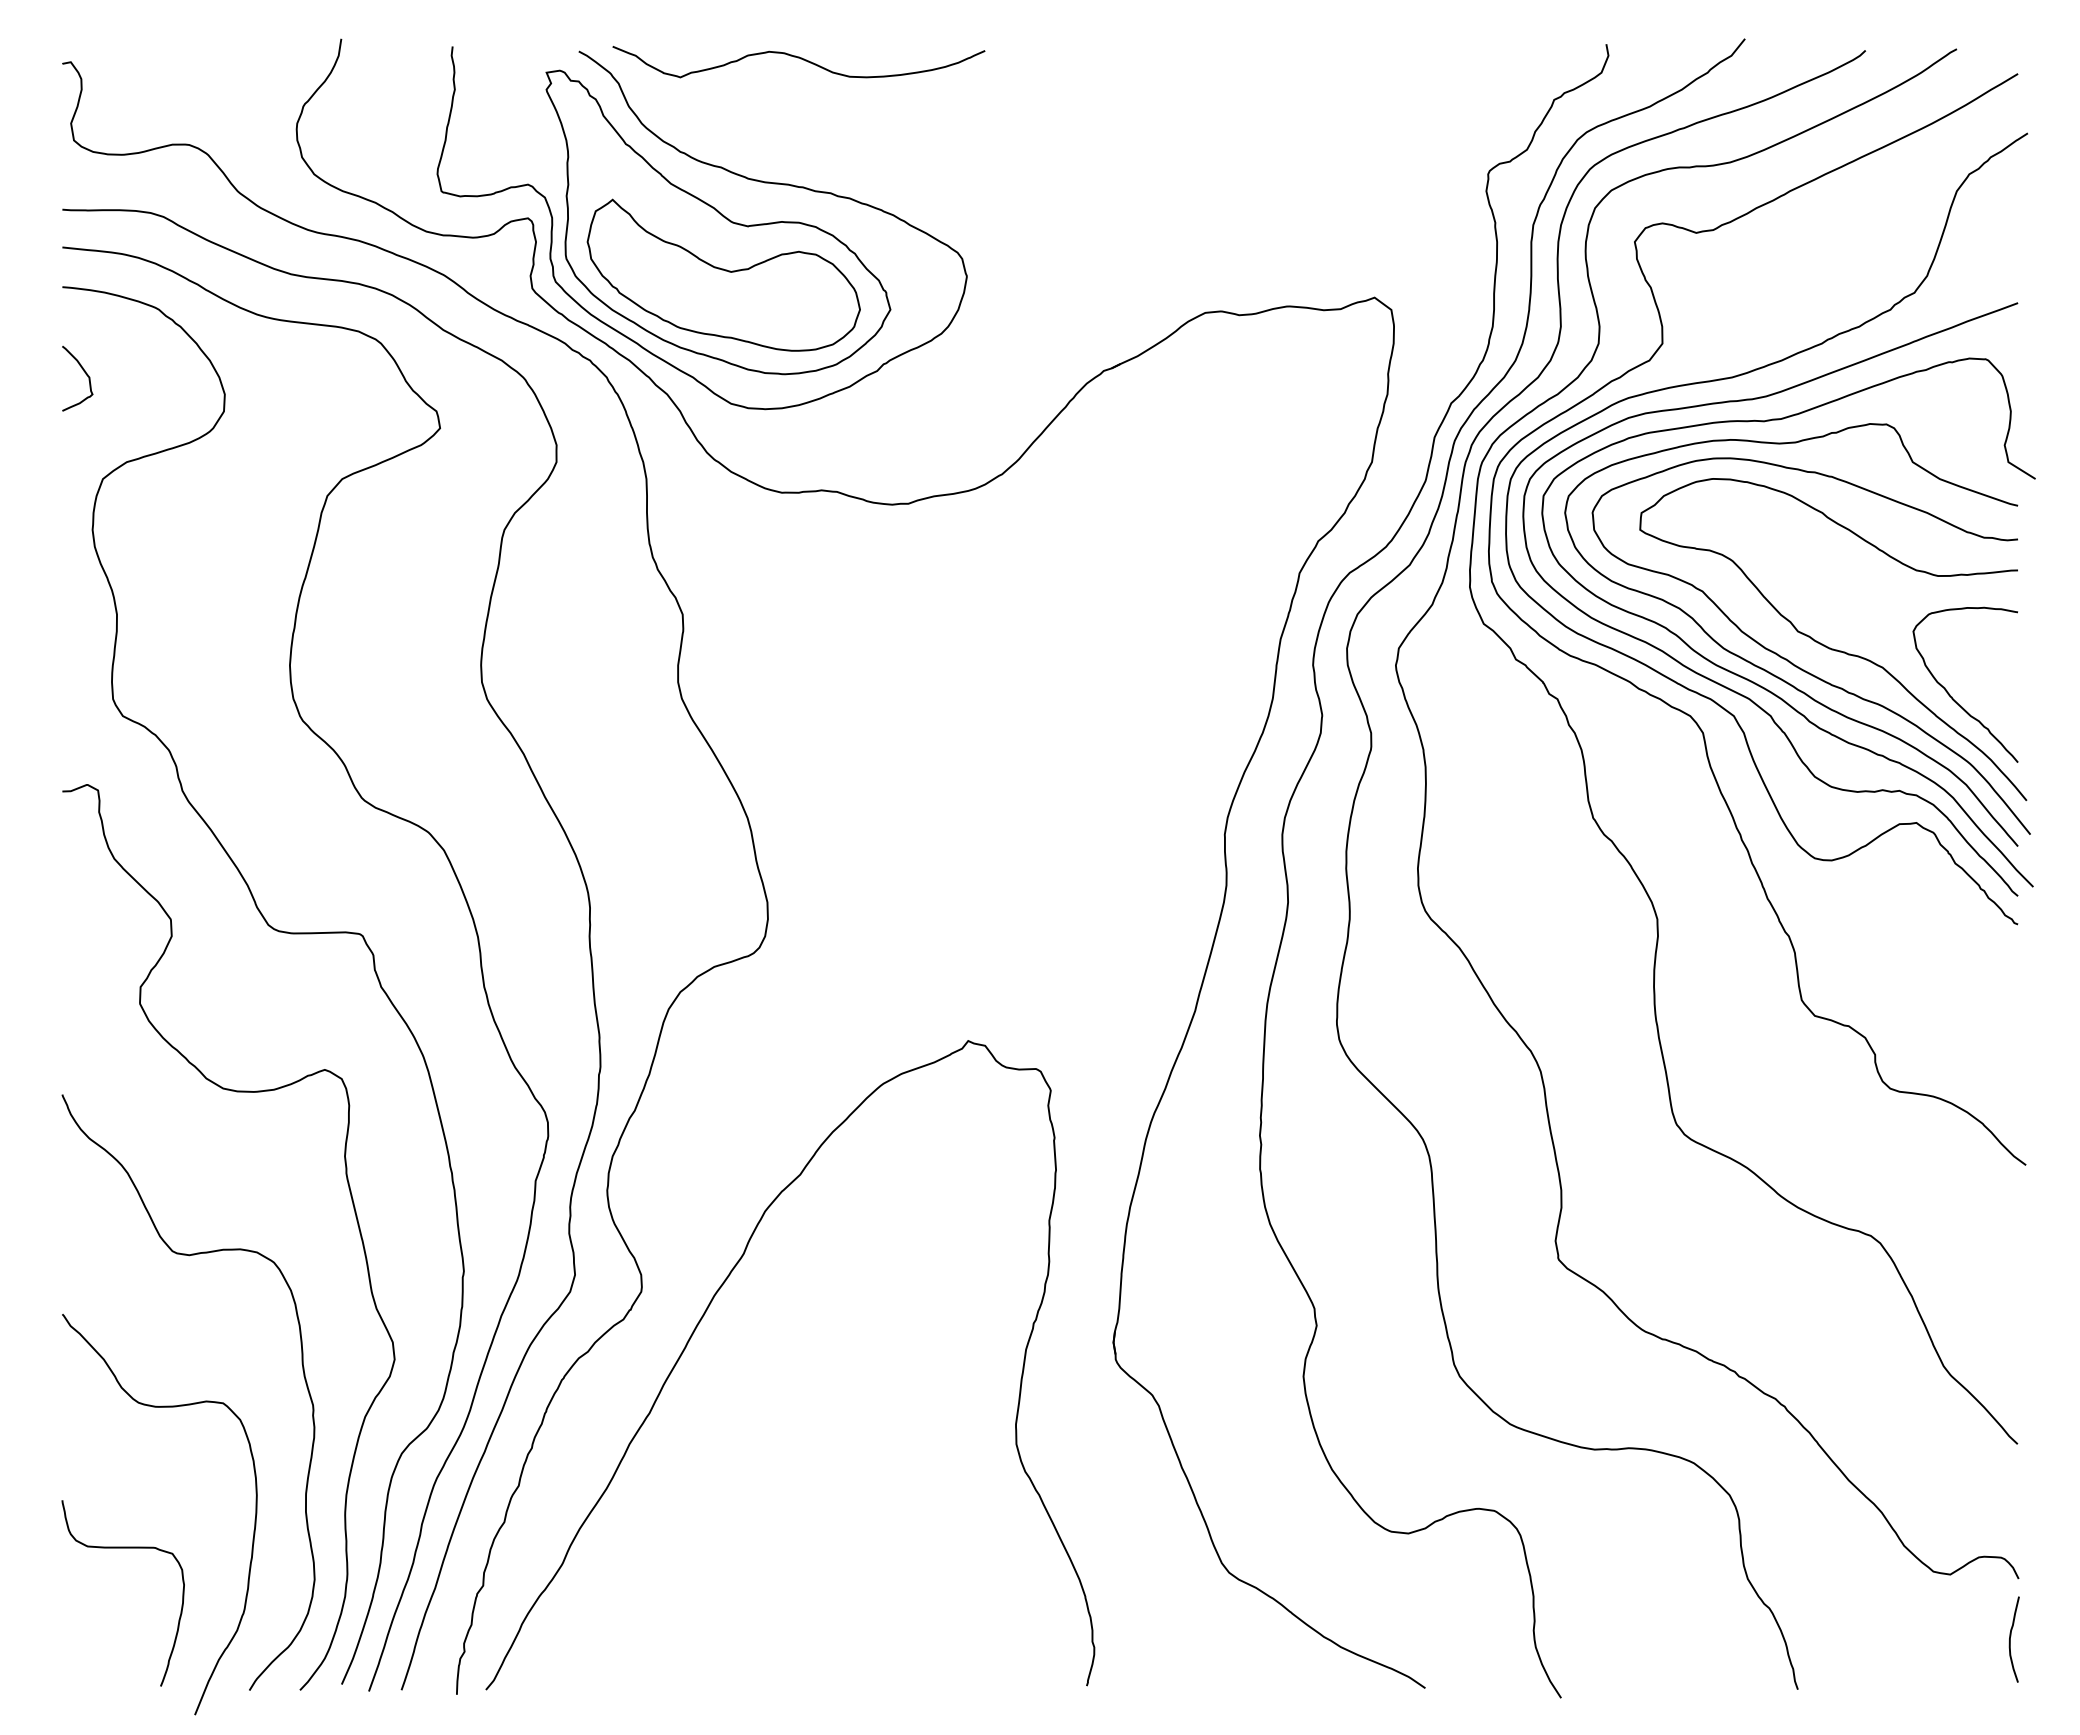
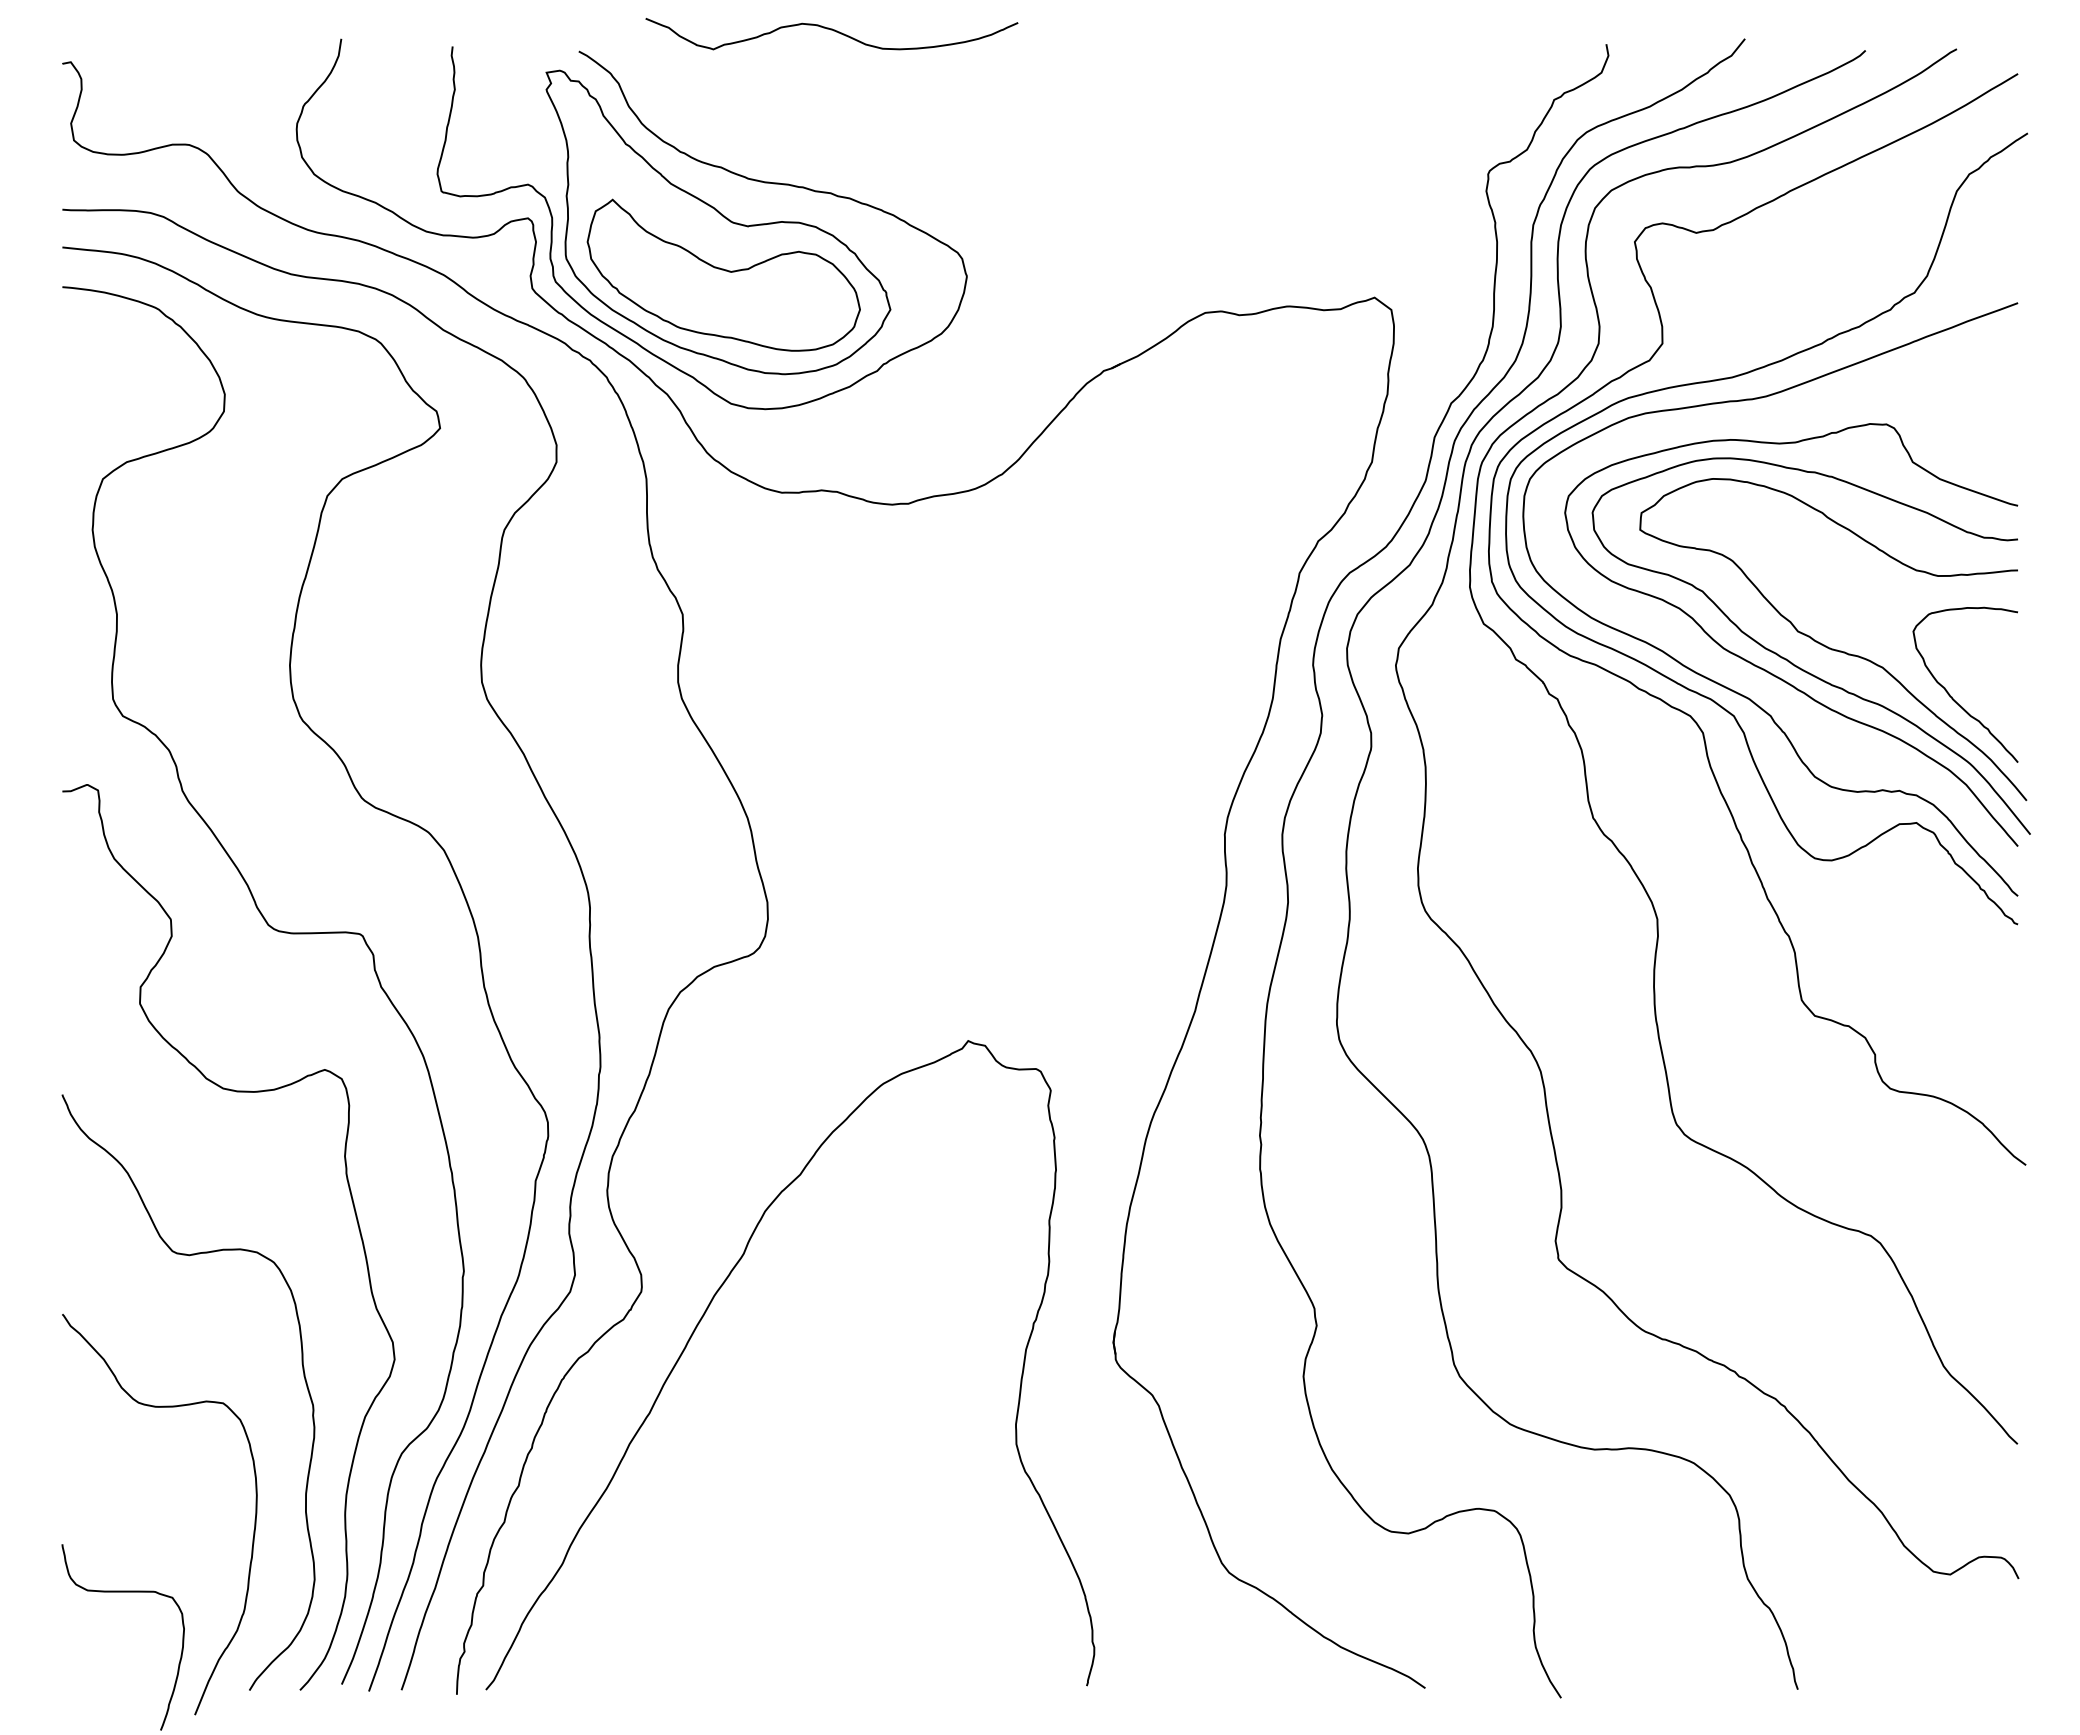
curve position: (800, 59) -> (833, 31) (833, 31)
curve: present -> none (85, 374)
curve: present -> none (1757, 683)
curve position: (122, 1548) -> (122, 1592) (122, 1592)
curve: present -> none (2010, 1639)
